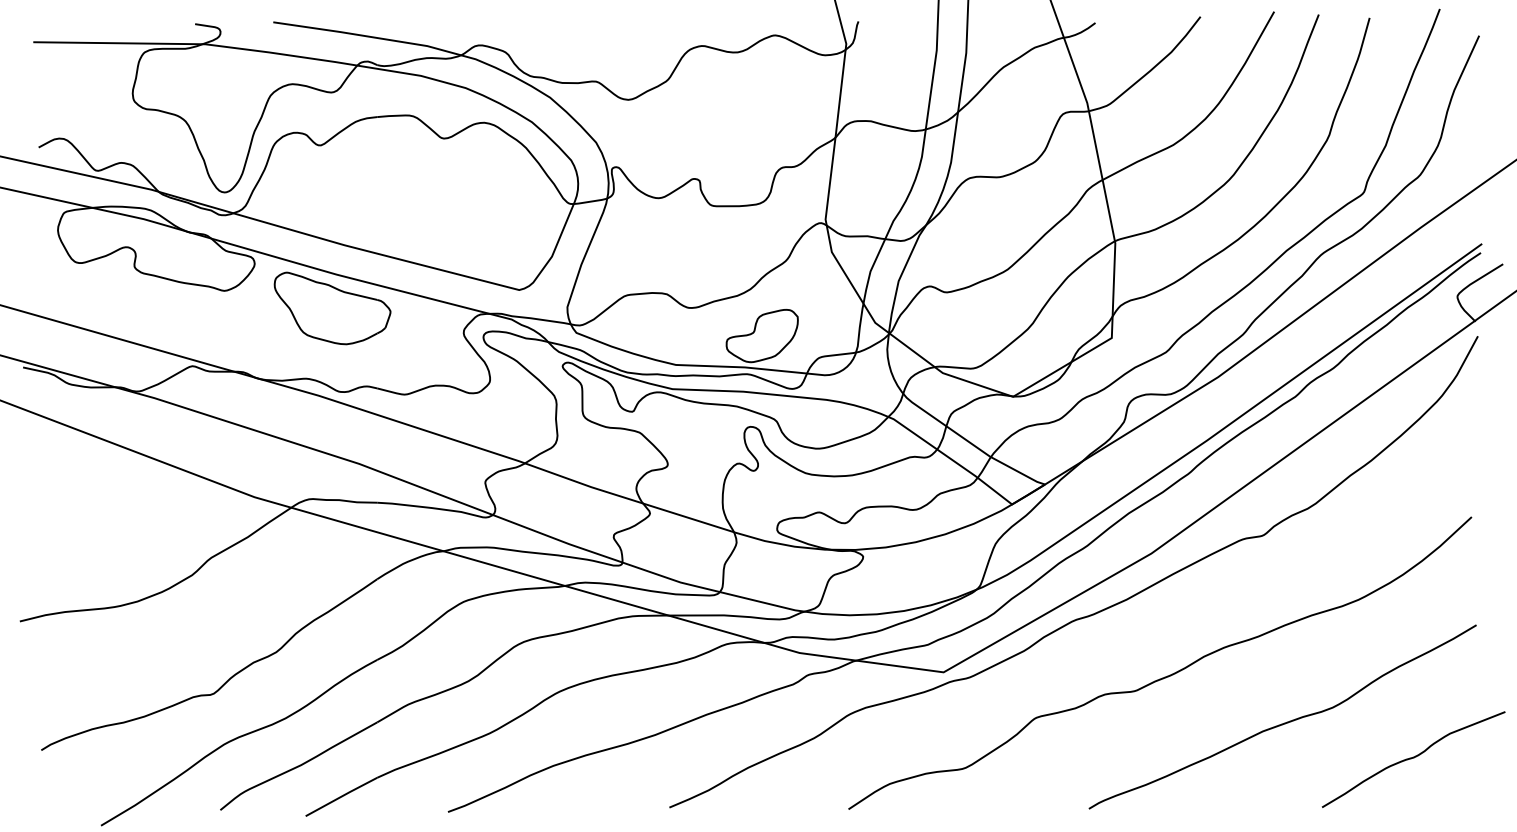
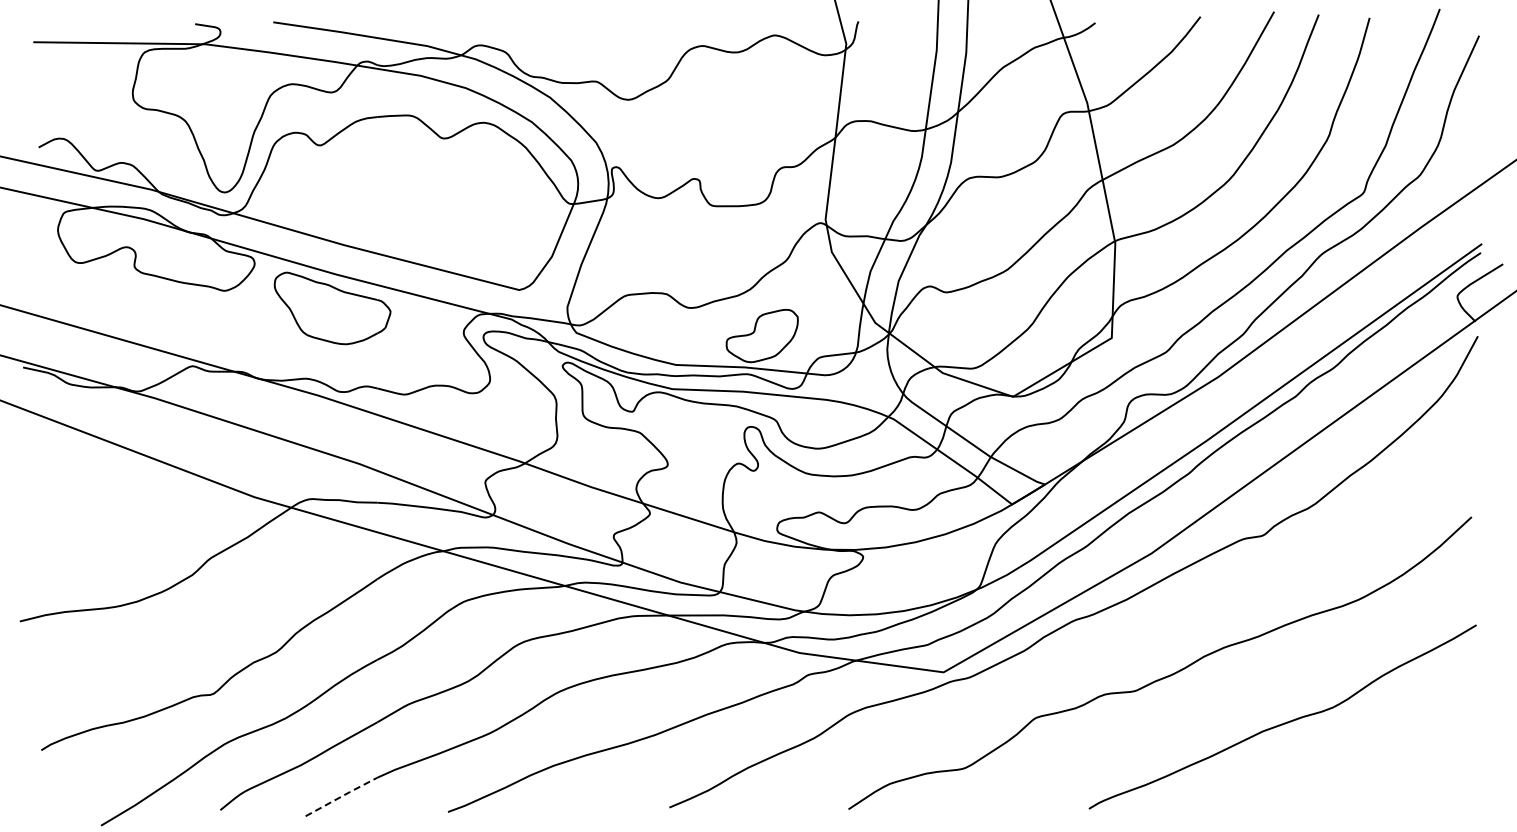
curve: present -> none (1413, 758)
line: solid -> dashed (342, 796)
